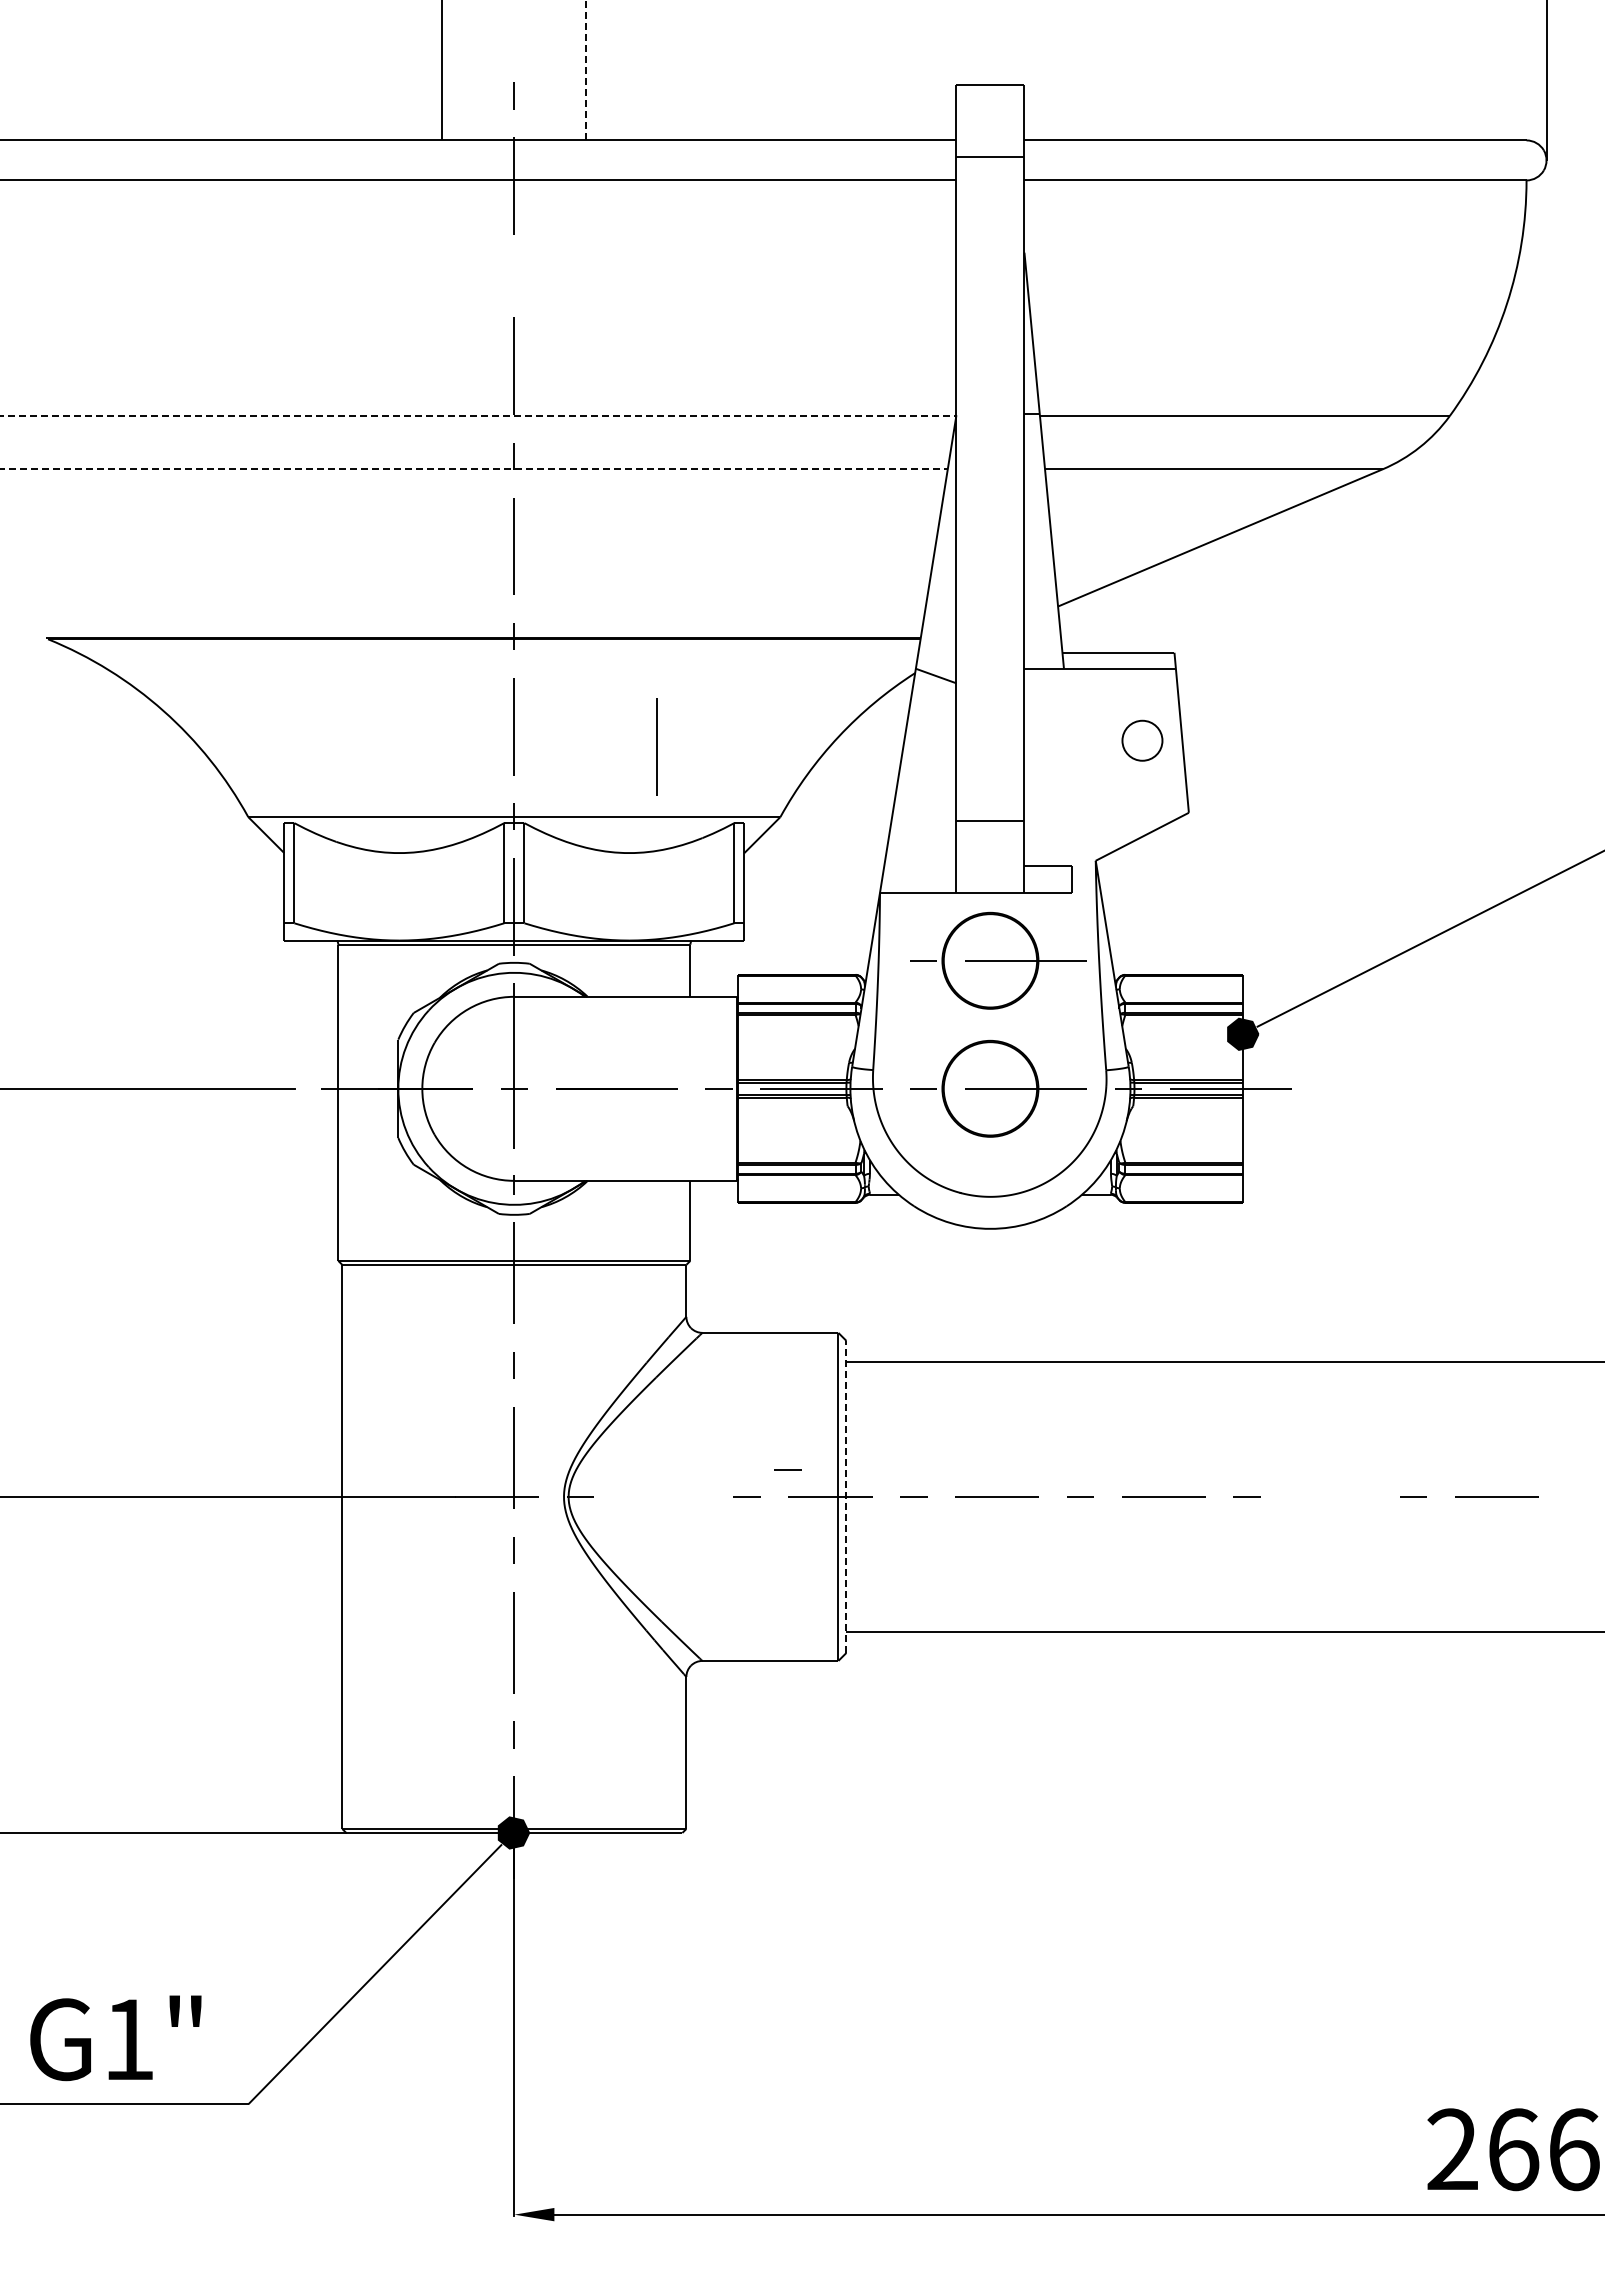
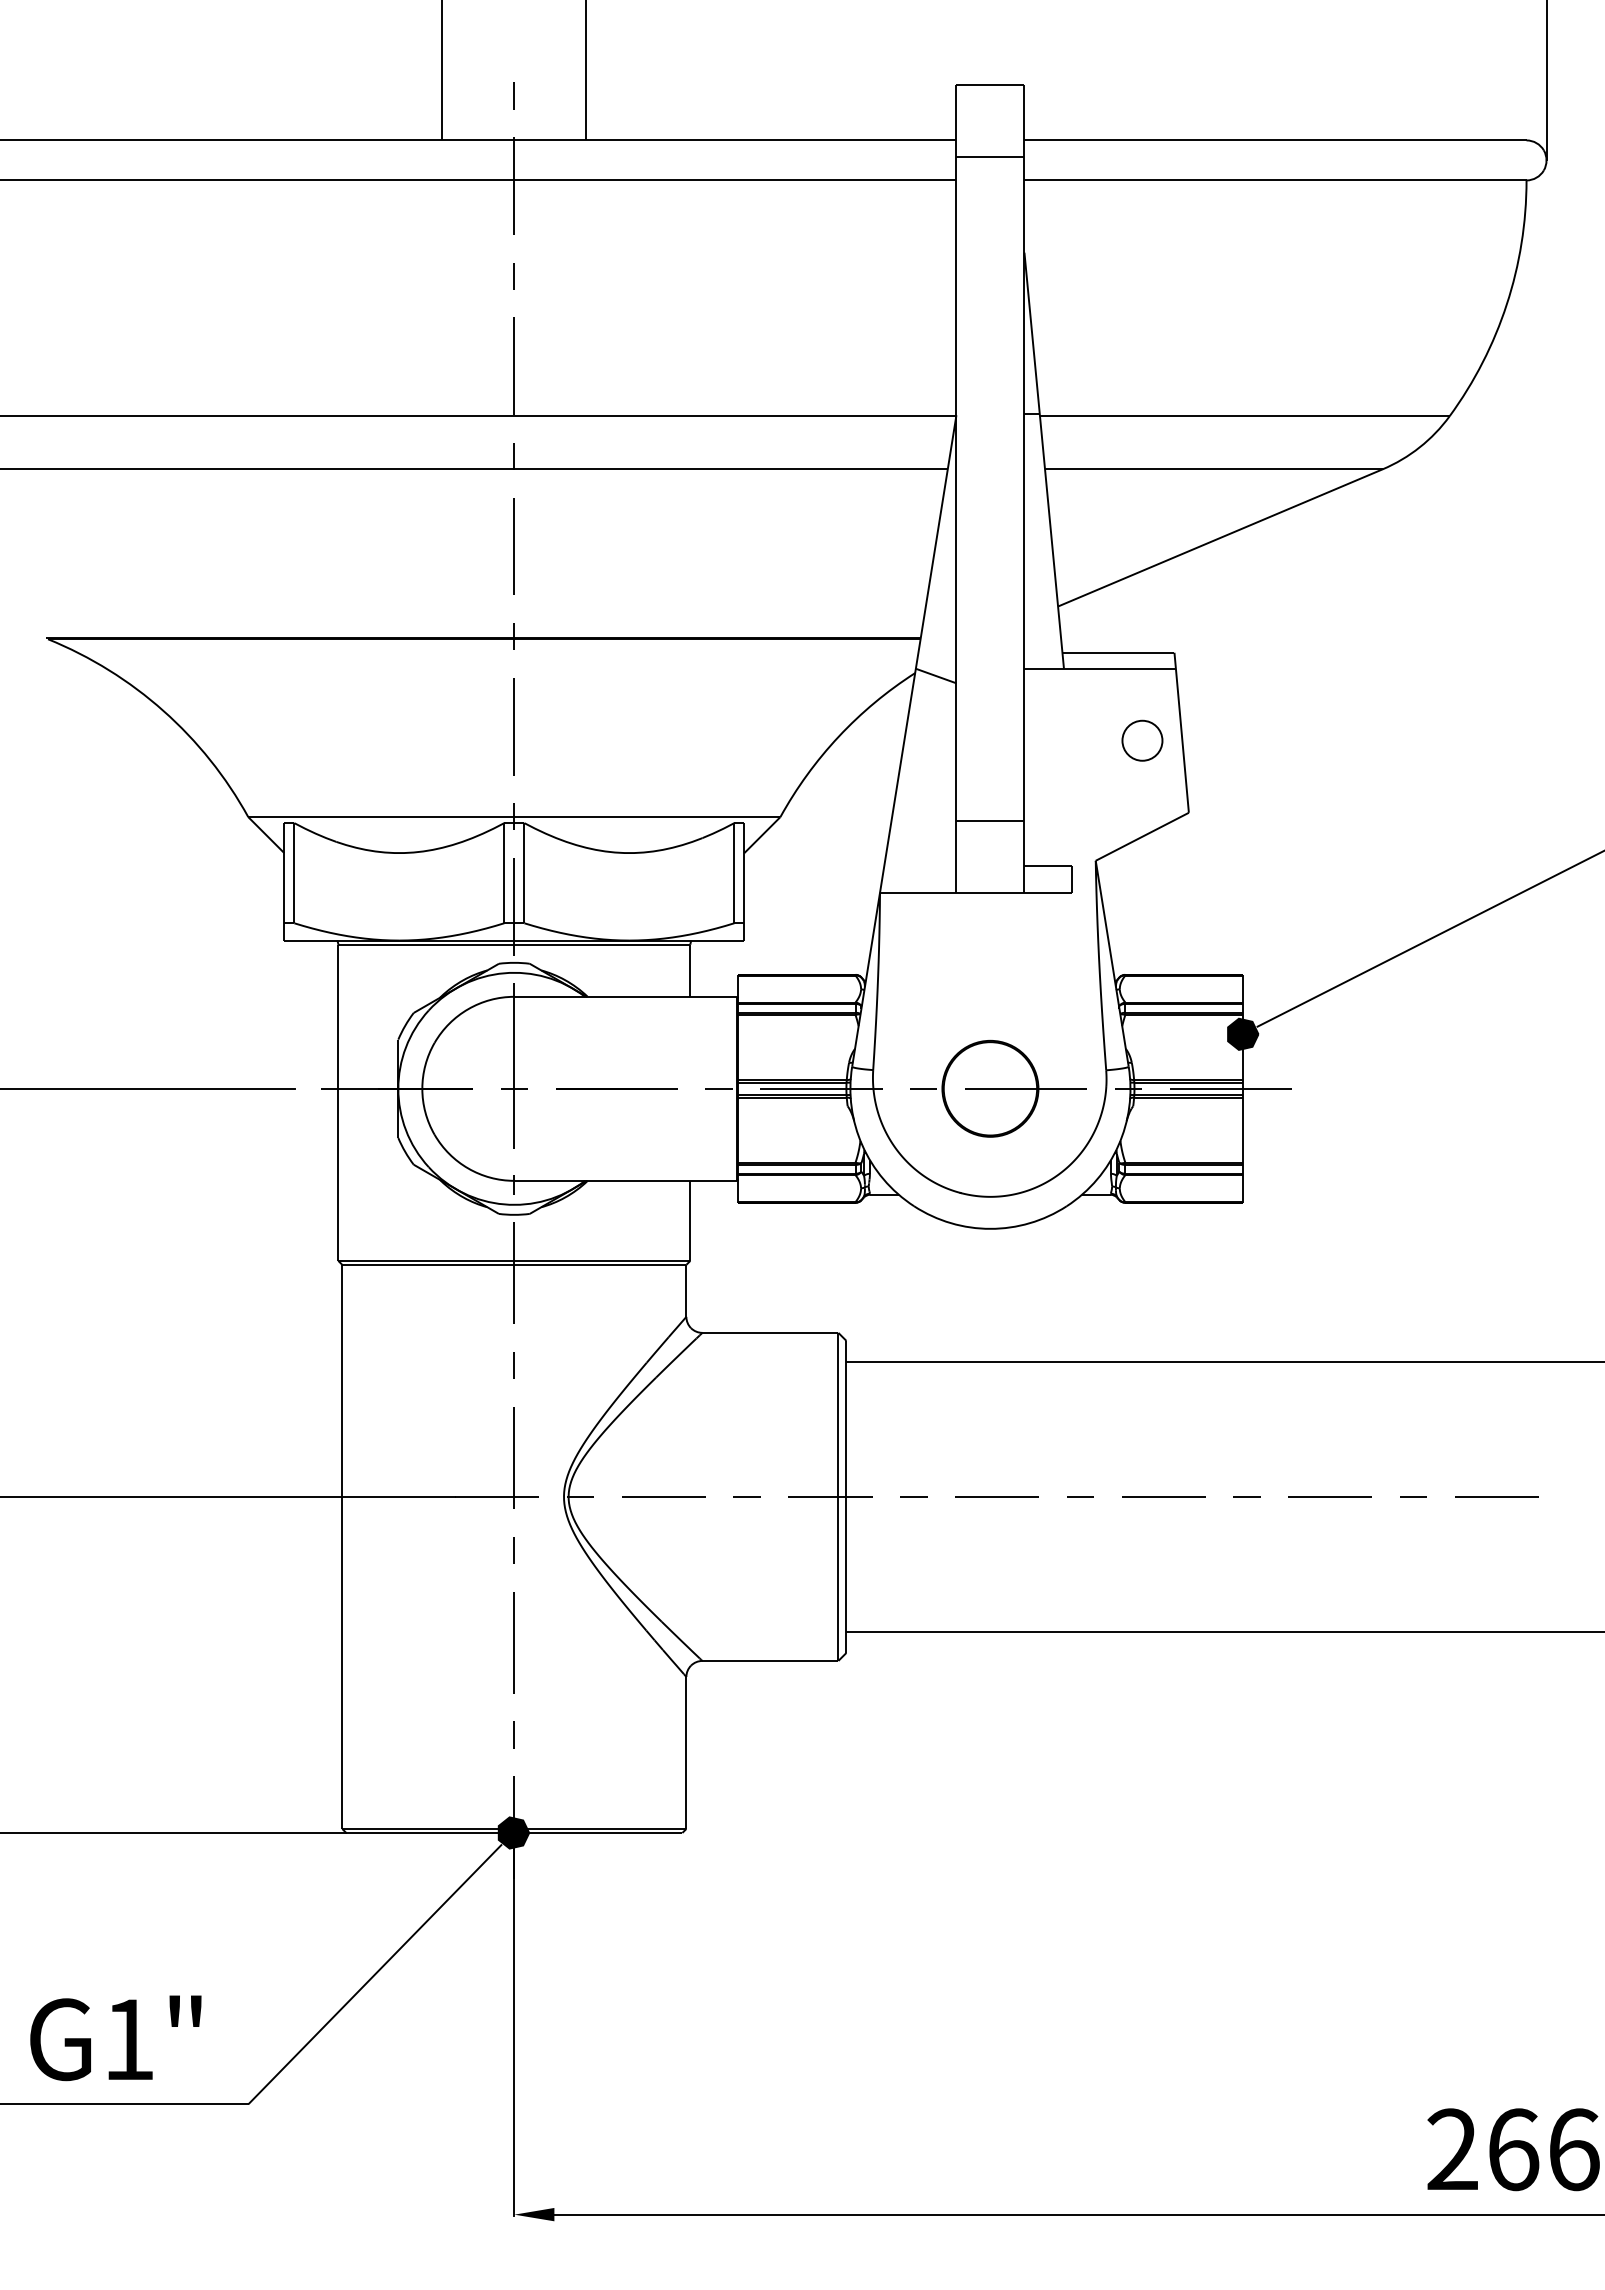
line: dashed -> solid (586, 70)
line: none -> present (513, 276)
line: dashed -> solid (478, 416)
line: dashed -> solid (474, 469)
line: present -> none (656, 746)
part: present -> none (998, 960)
line: present -> none (787, 1469)
line: none -> present (663, 1496)
line: dashed -> solid (846, 1496)
line: none -> present (1329, 1496)
